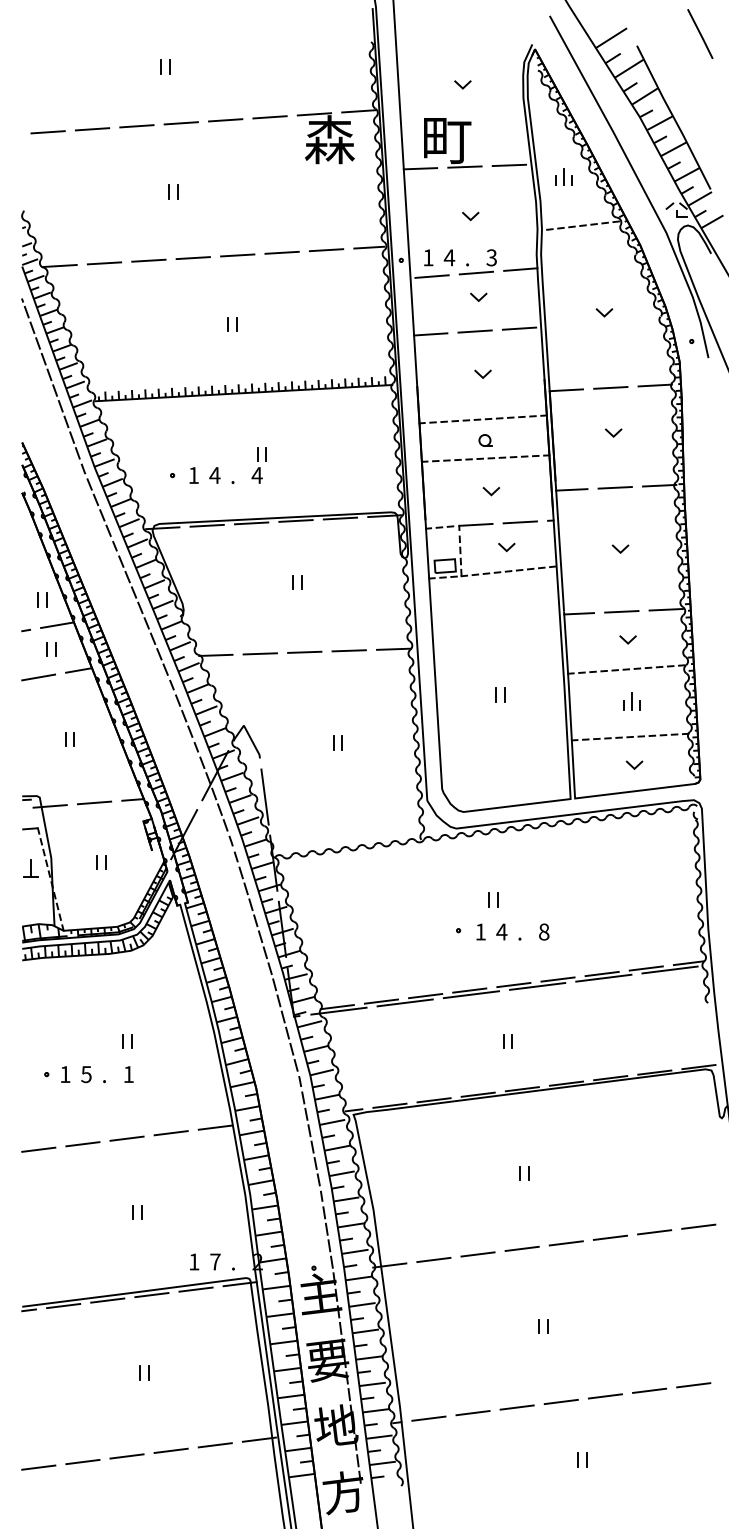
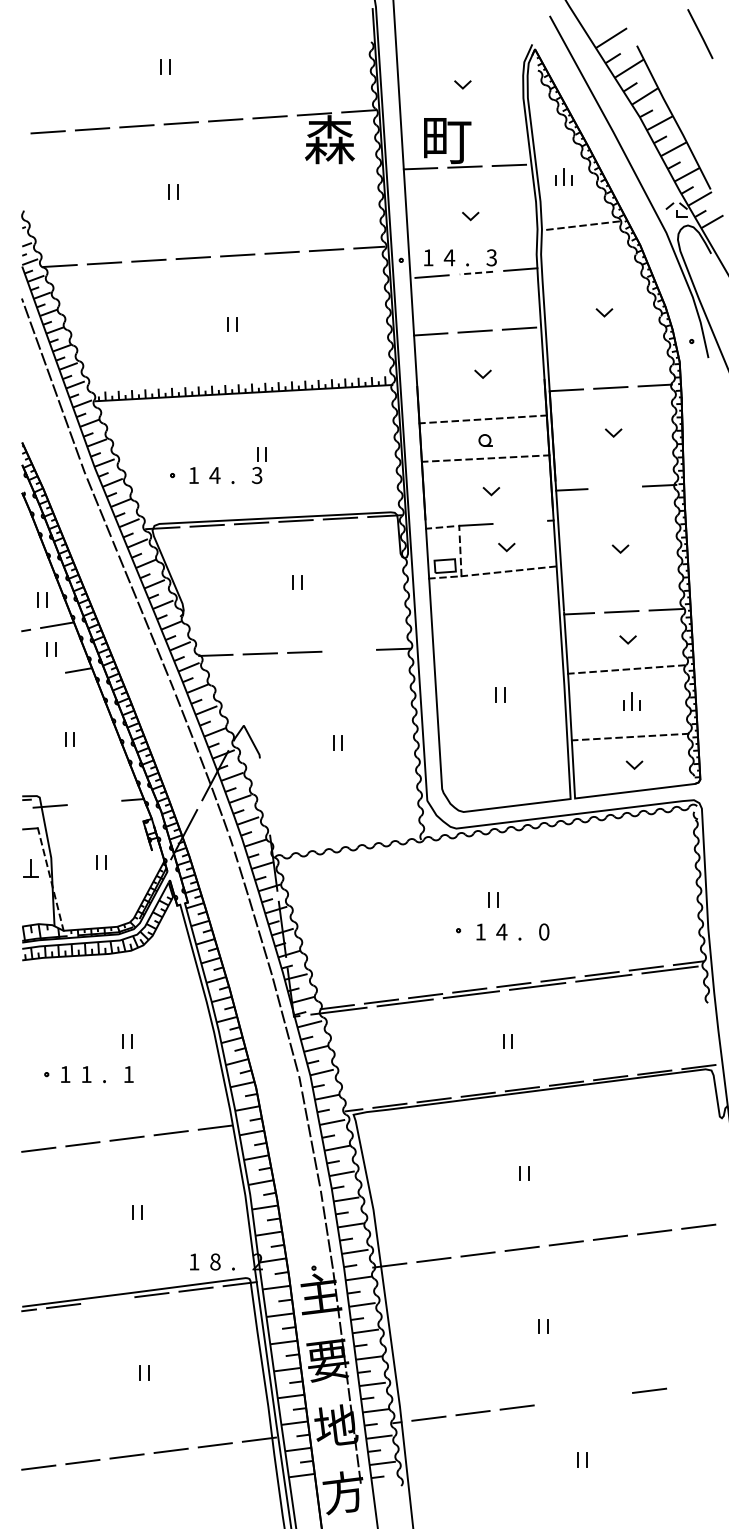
line: solid -> dashed (476, 273)
line: present -> none (476, 297)
text: 4 -> 3 (256, 475)
line: present -> none (614, 487)
line: present -> none (519, 522)
line: present -> none (348, 650)
line: present -> none (38, 677)
line: present -> none (264, 796)
line: present -> none (94, 802)
text: 8 -> 0 (544, 932)
text: 5 -> 1 (86, 1074)
text: 7 -> 8 (215, 1261)
line: present -> none (107, 1300)
line: present -> none (693, 1385)
line: present -> none (605, 1396)
line: present -> none (560, 1401)
